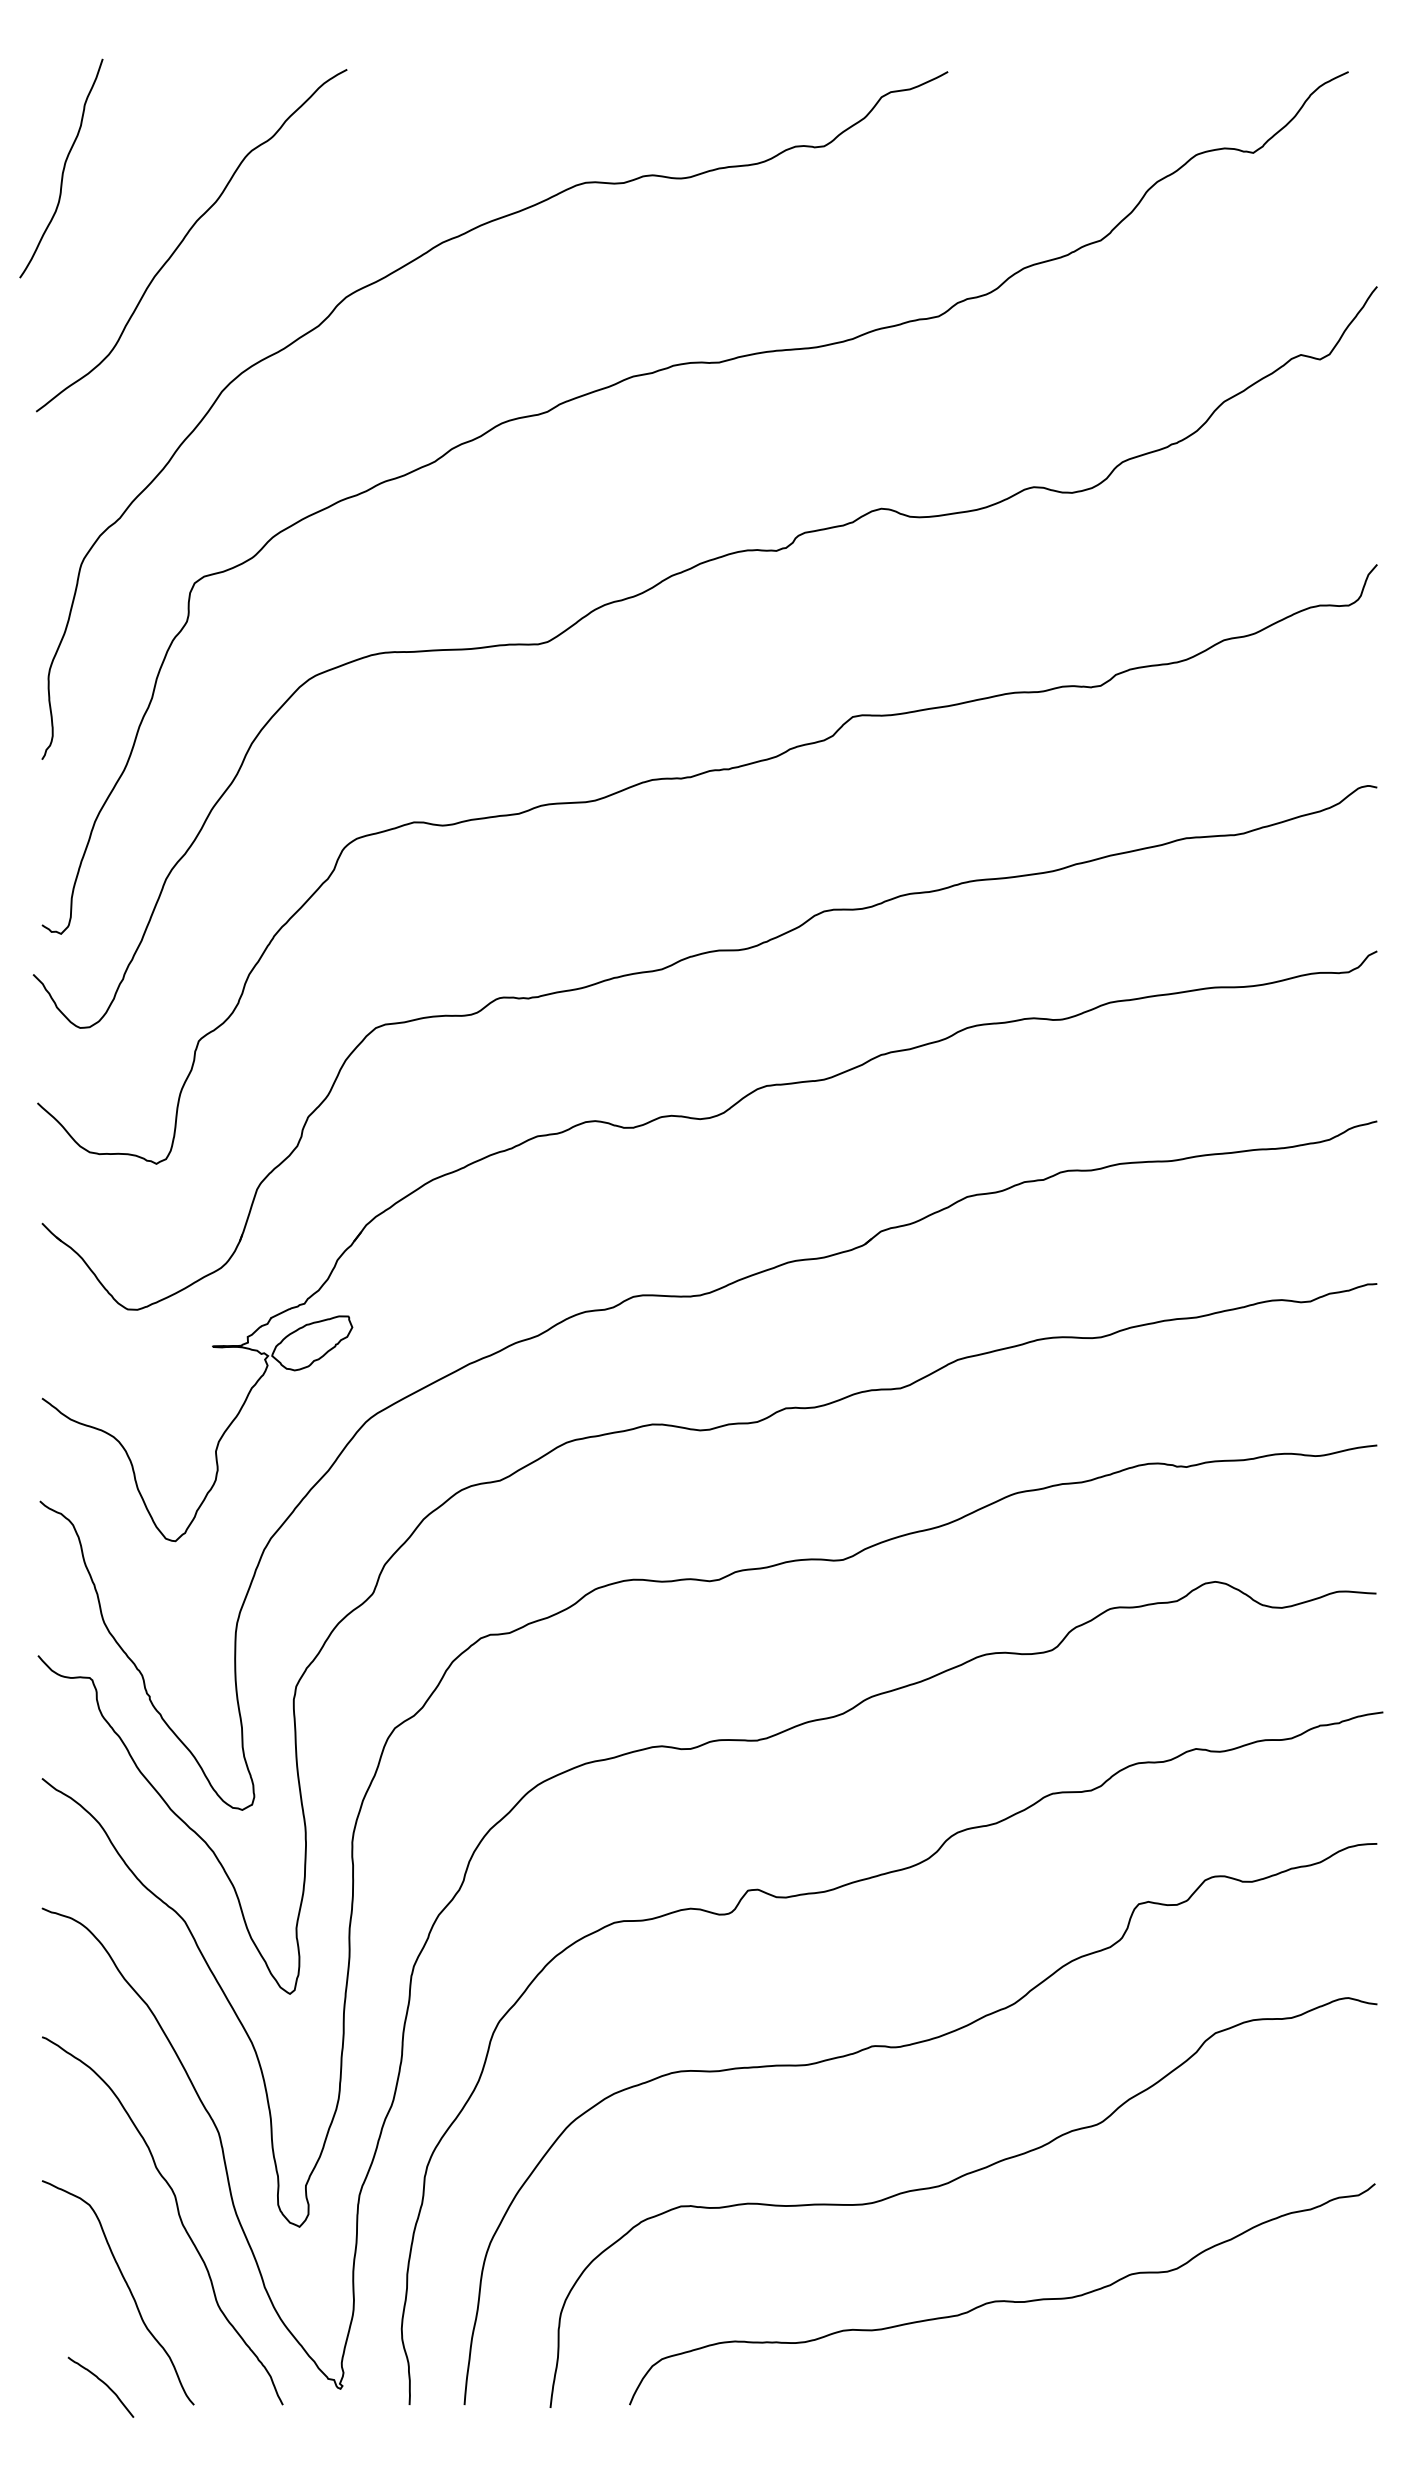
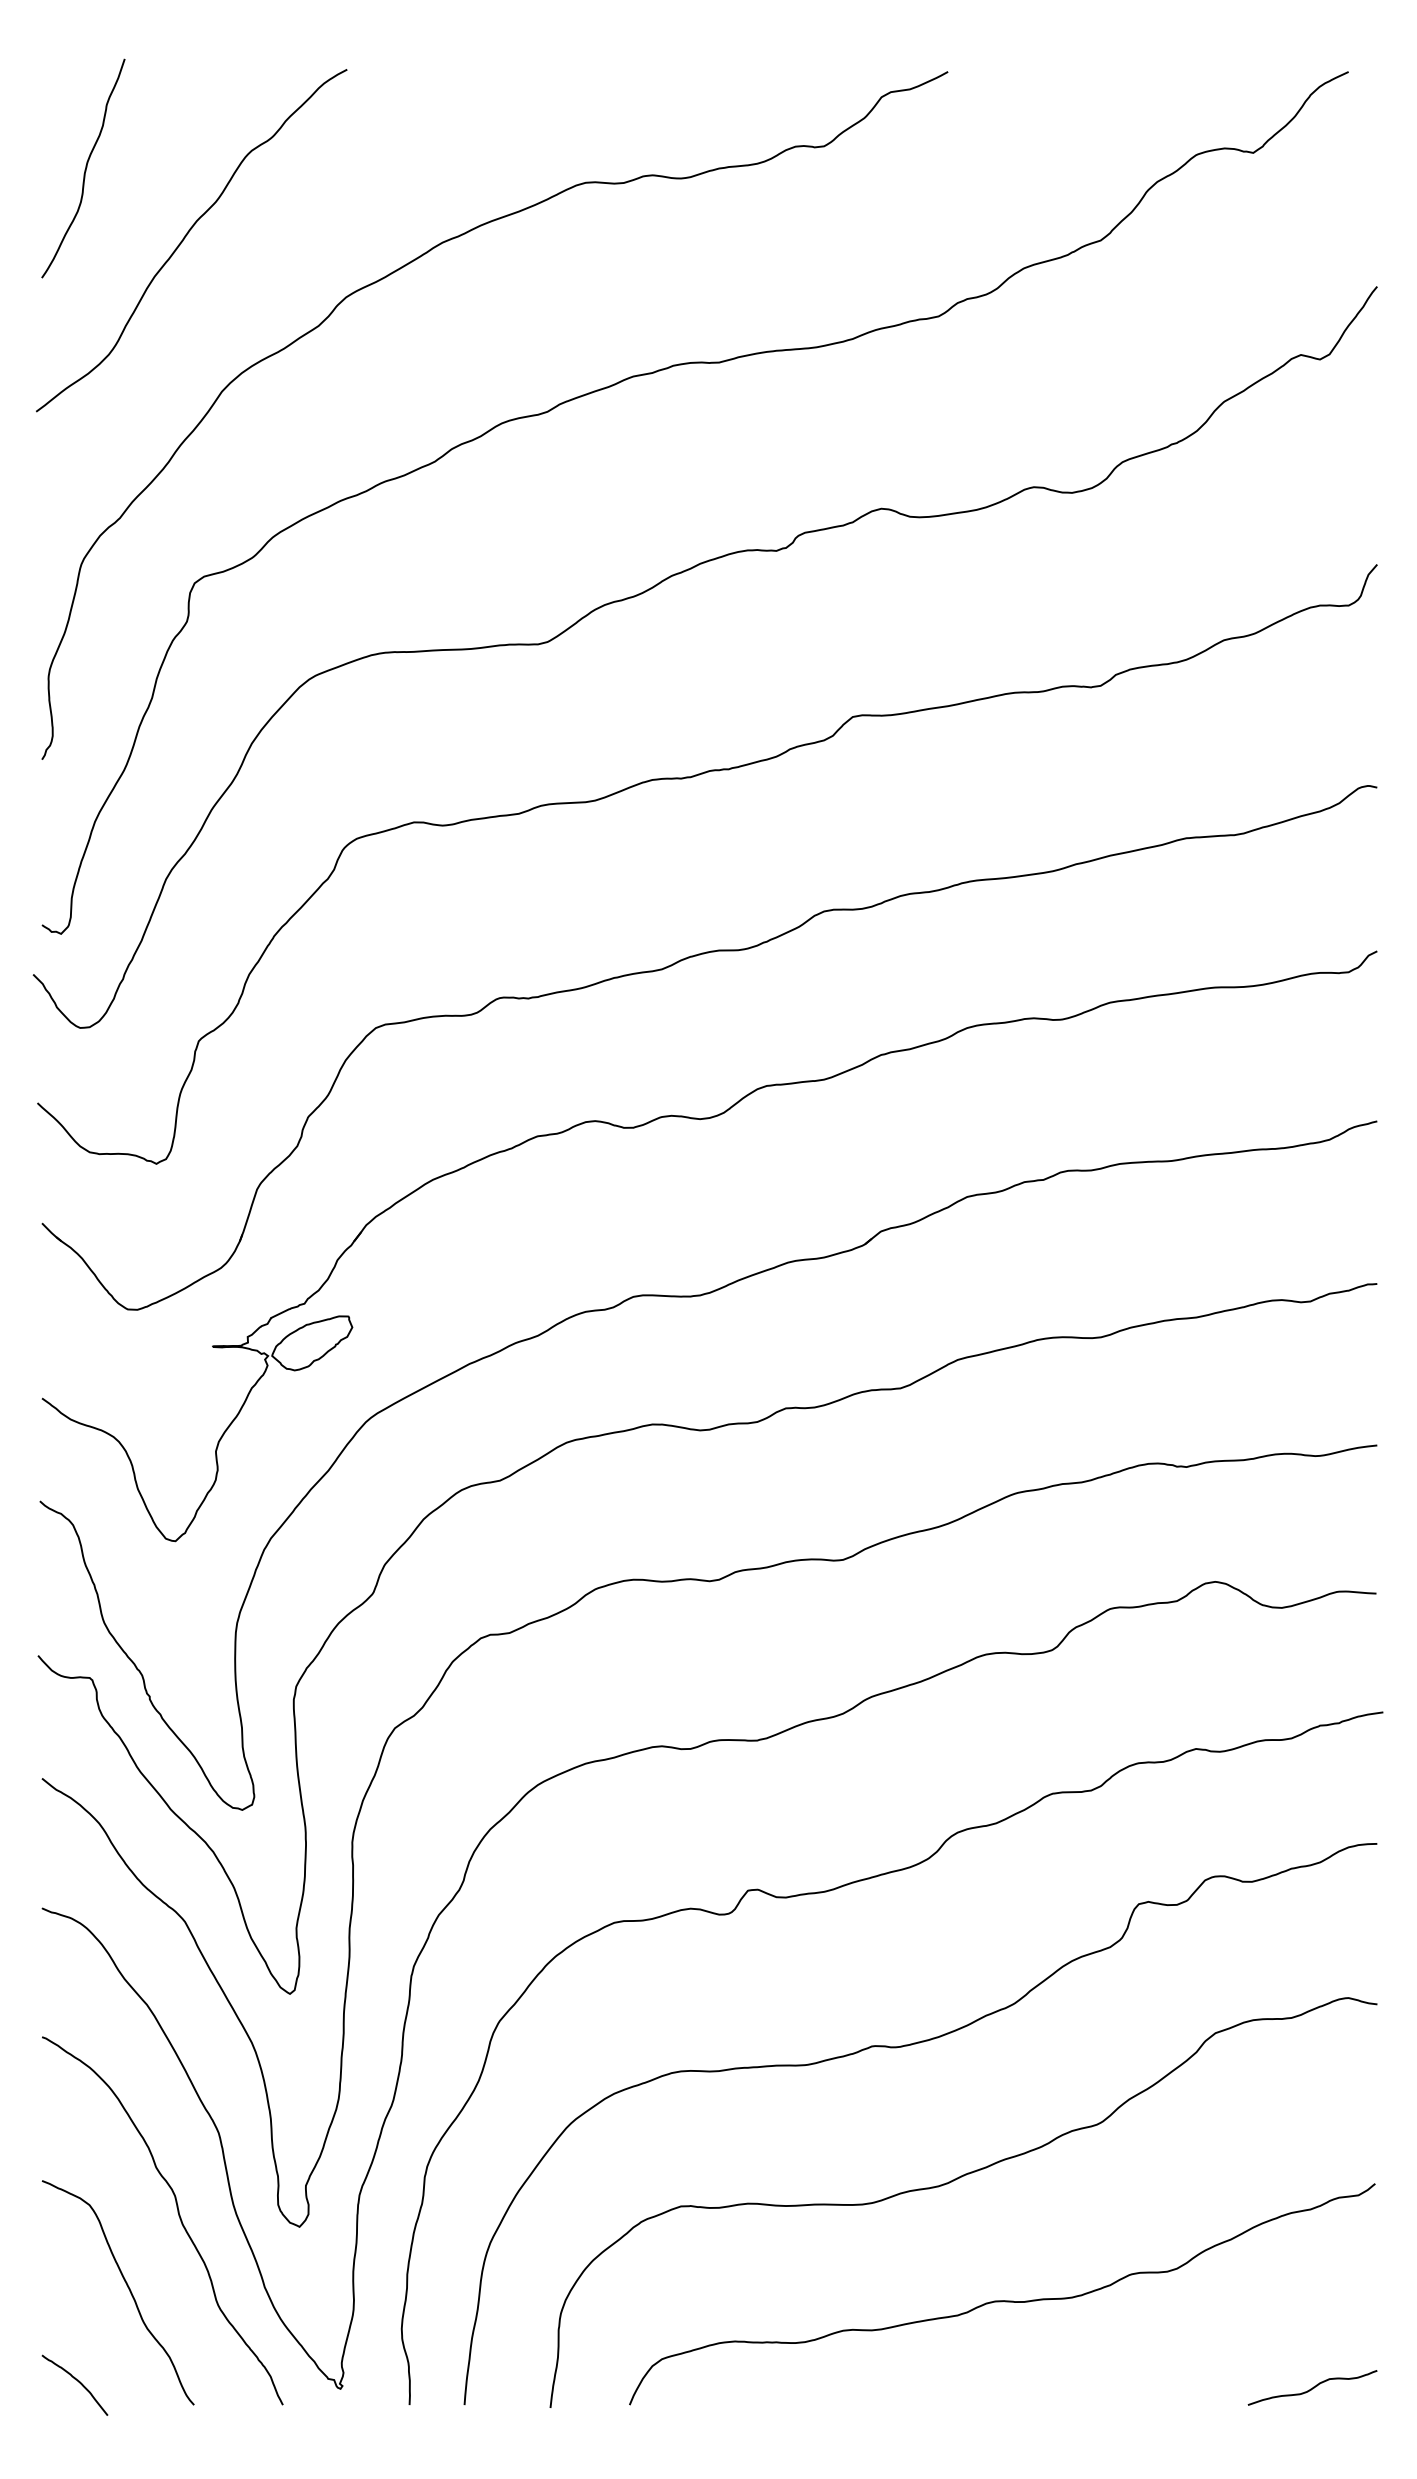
curve position: (62, 169) -> (84, 169) (84, 169)
curve position: (103, 2383) -> (77, 2381) (77, 2381)
curve: none -> present (1312, 2387)
